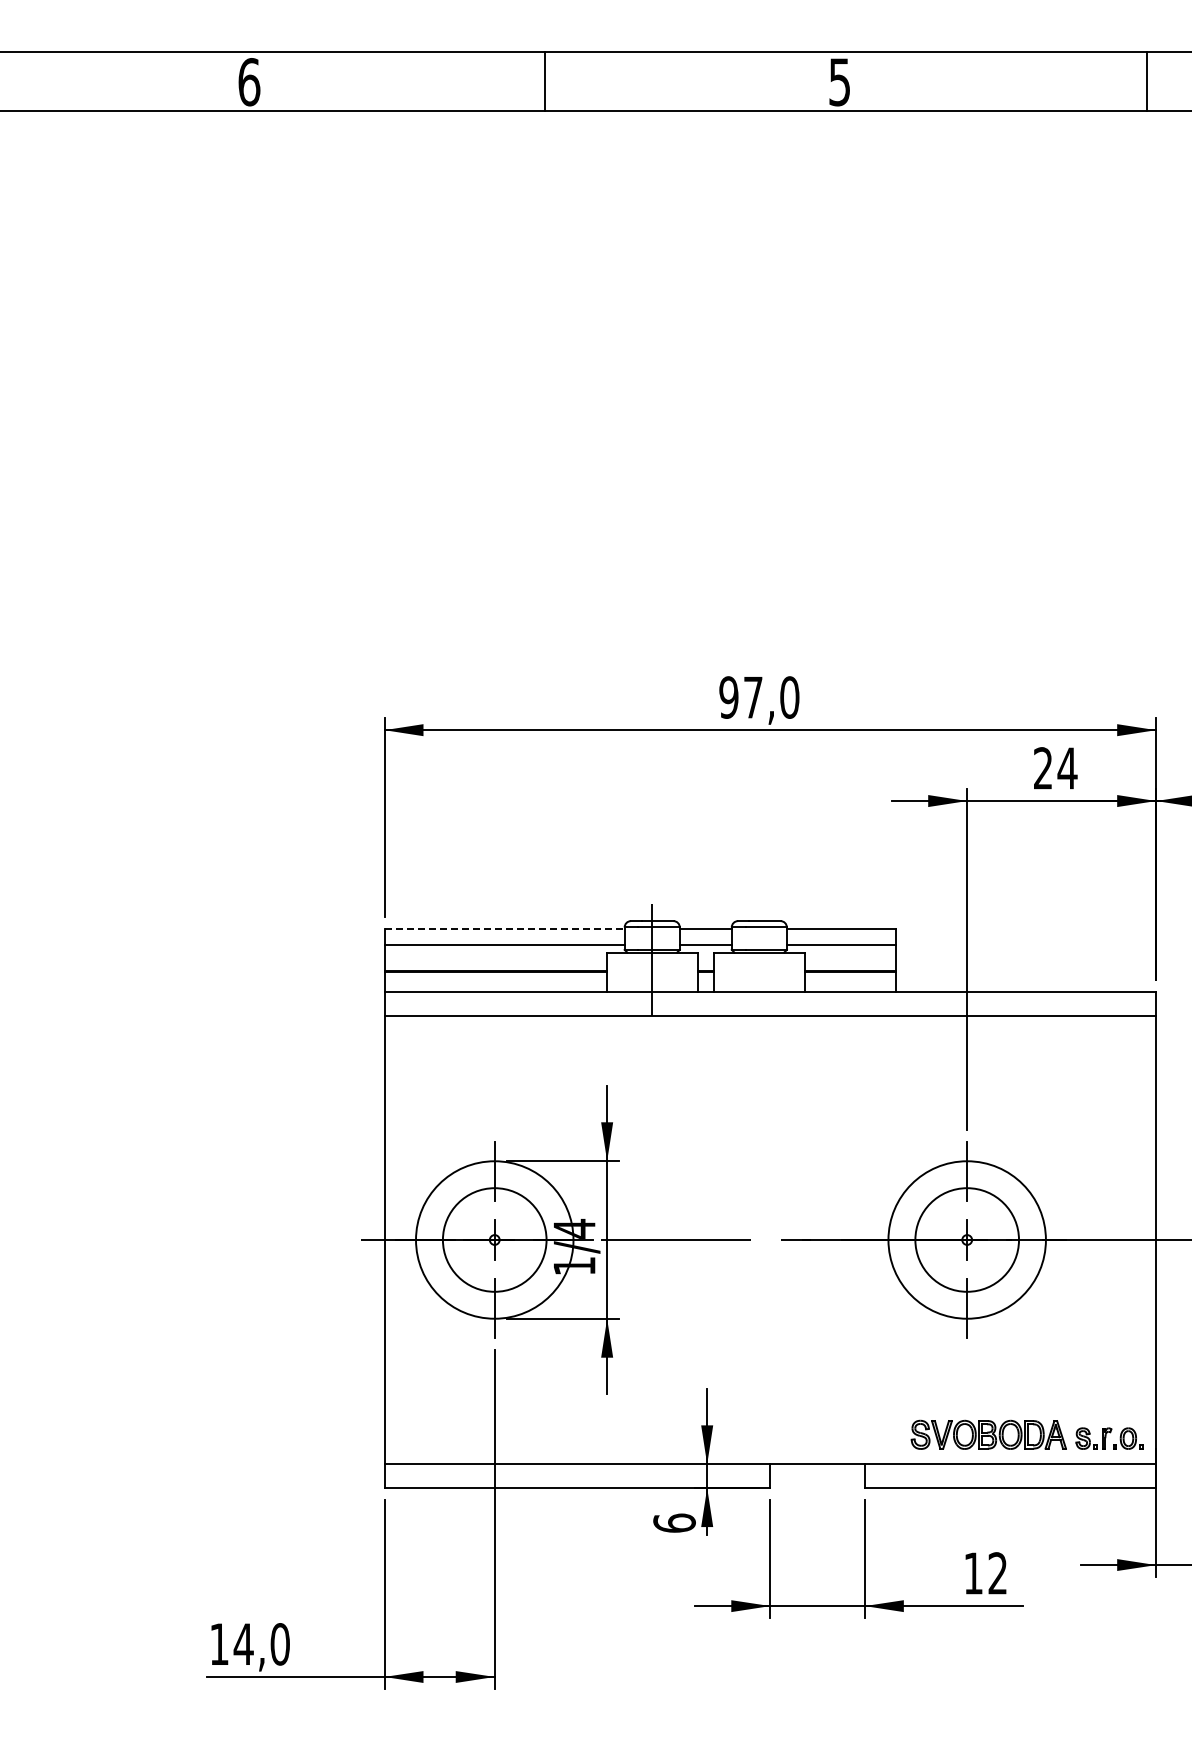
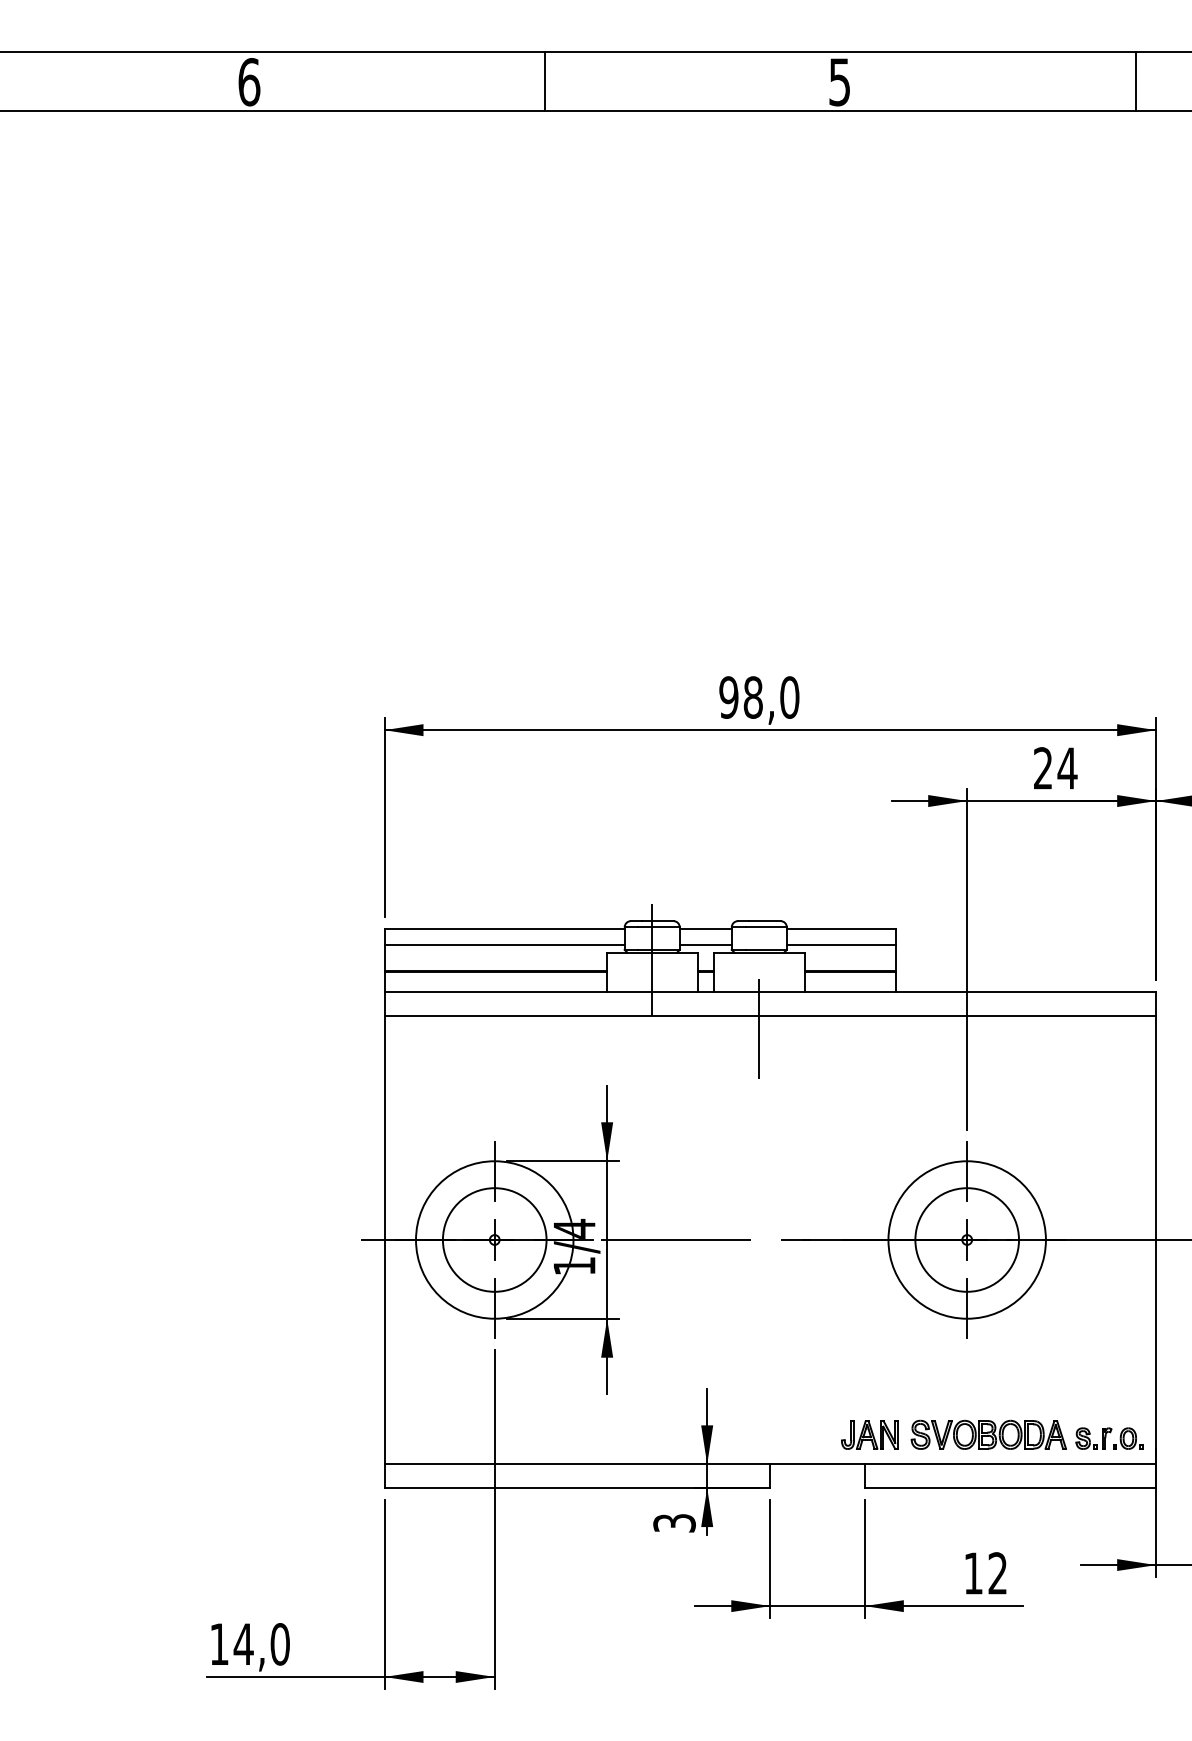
line position: (1146, 81) -> (1135, 81) (1135, 81)
text: 97,0 -> 98,0 (752, 697)
line: dashed -> solid (505, 928)
line: none -> present (759, 1028)
part: none -> present (869, 1434)
text: 6 -> 3 (674, 1522)
